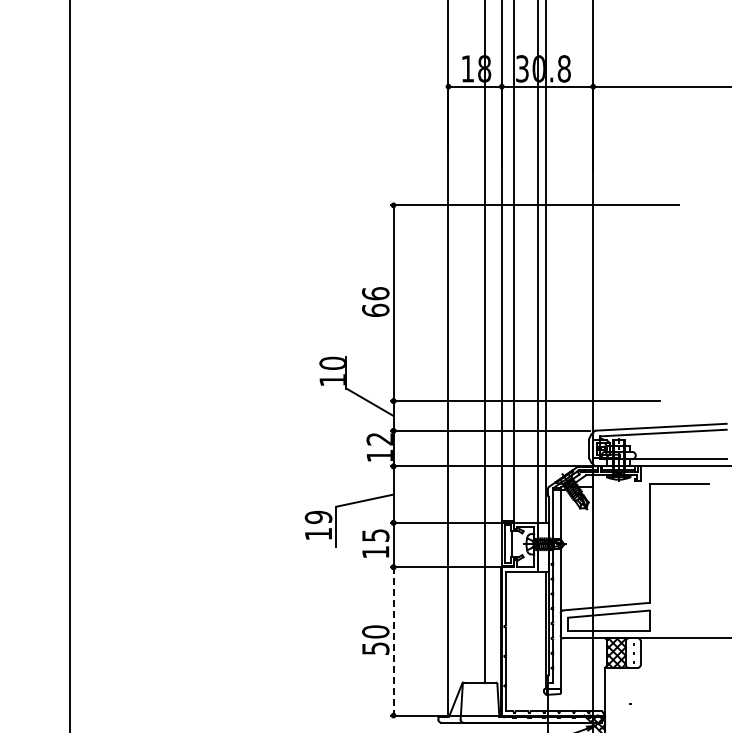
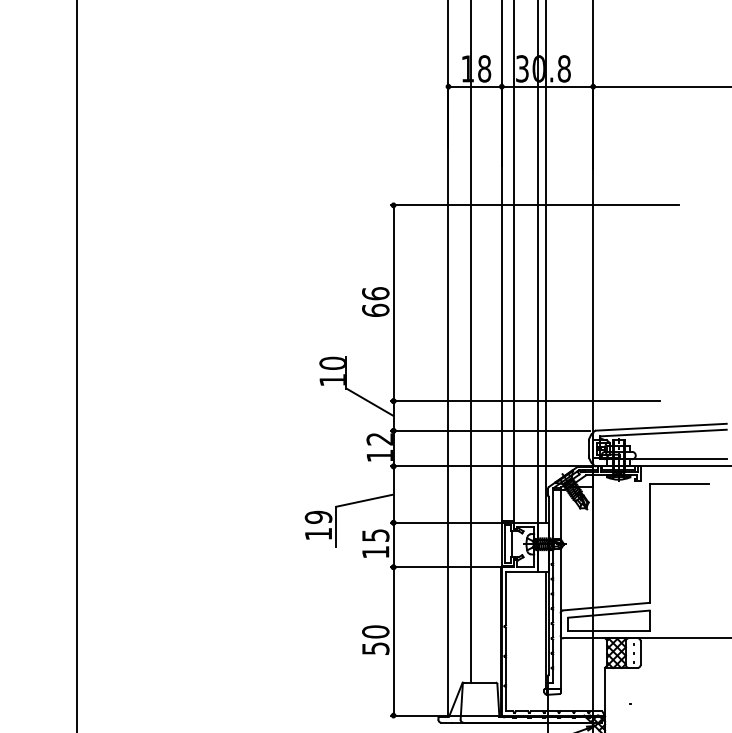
line position: (484, 342) -> (470, 342) (470, 342)
line position: (70, 365) -> (77, 365) (77, 365)
line: dashed -> solid (393, 641)
